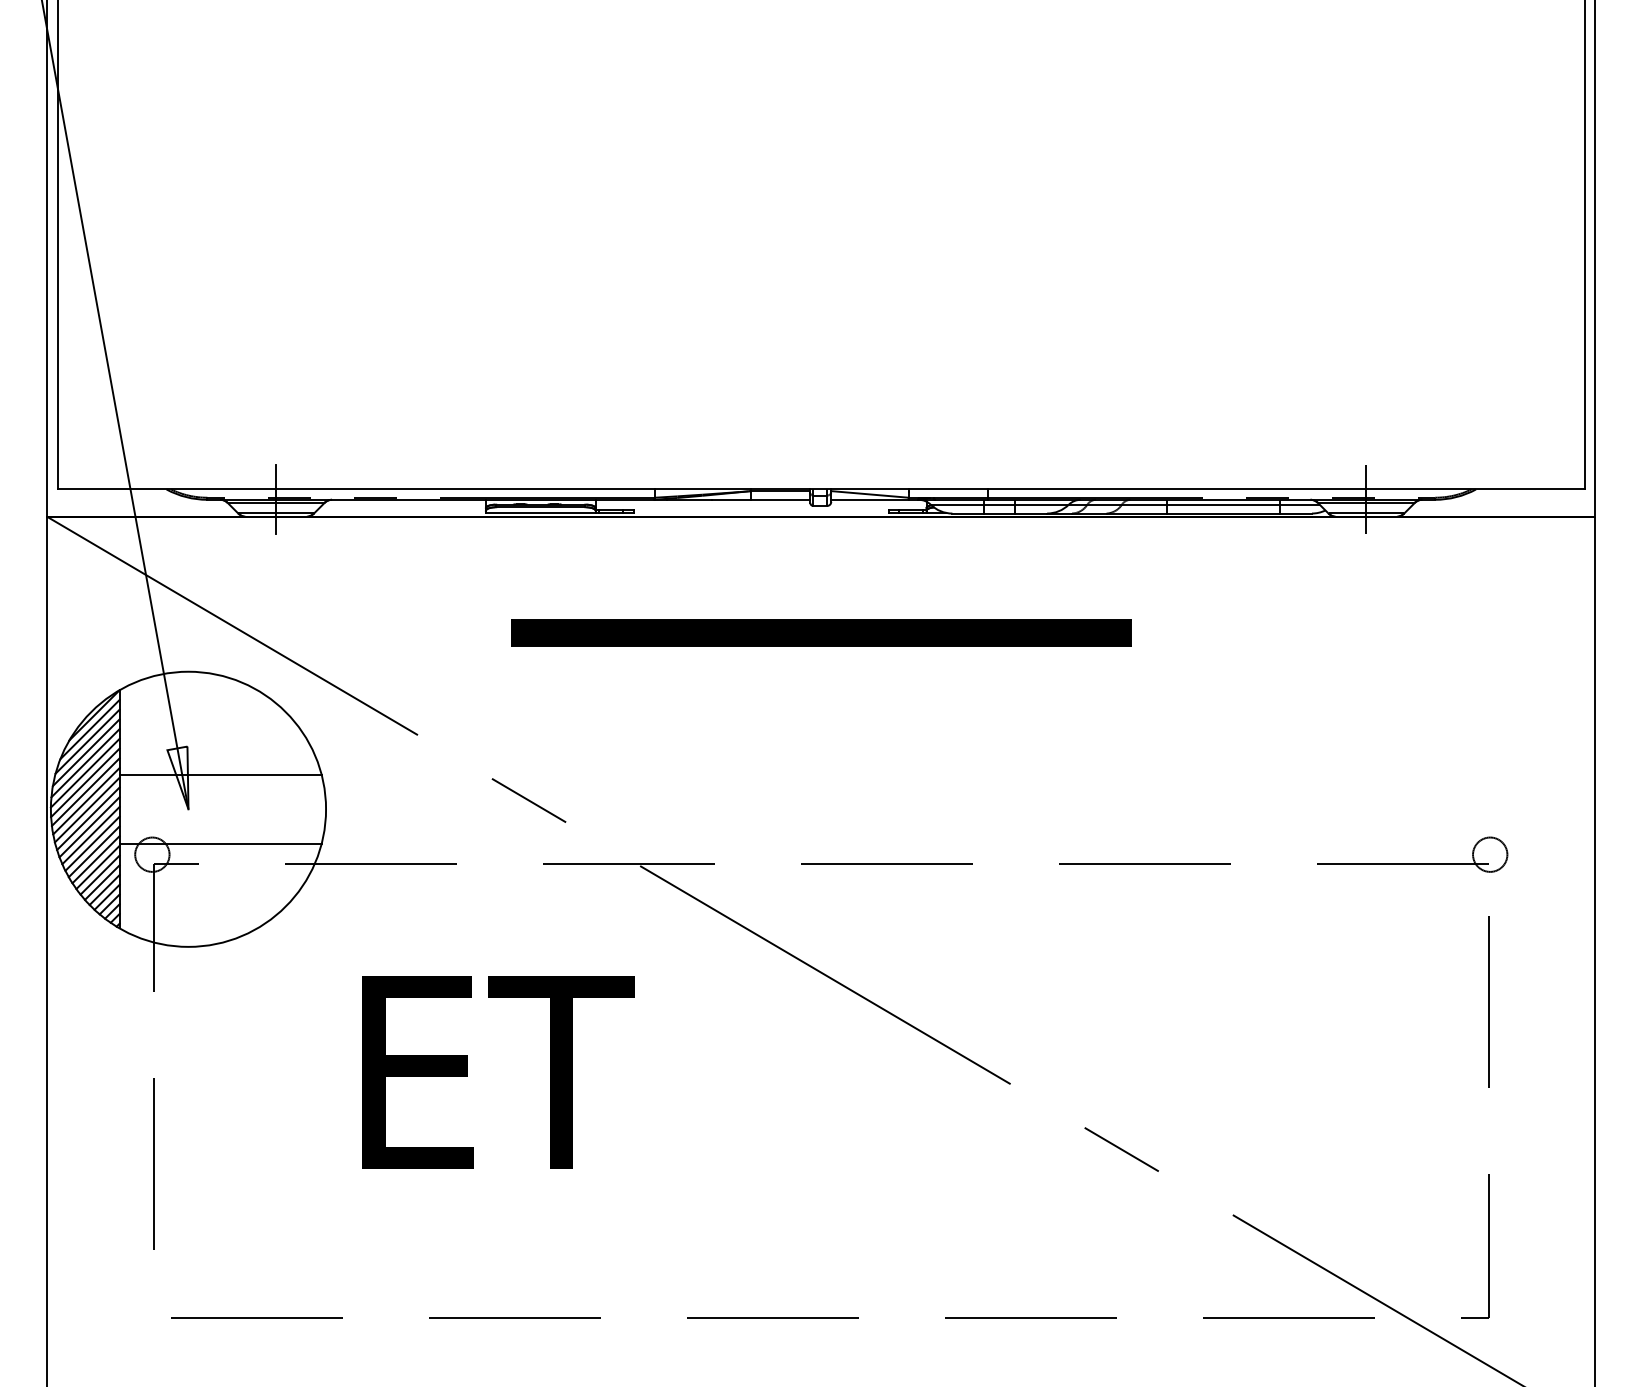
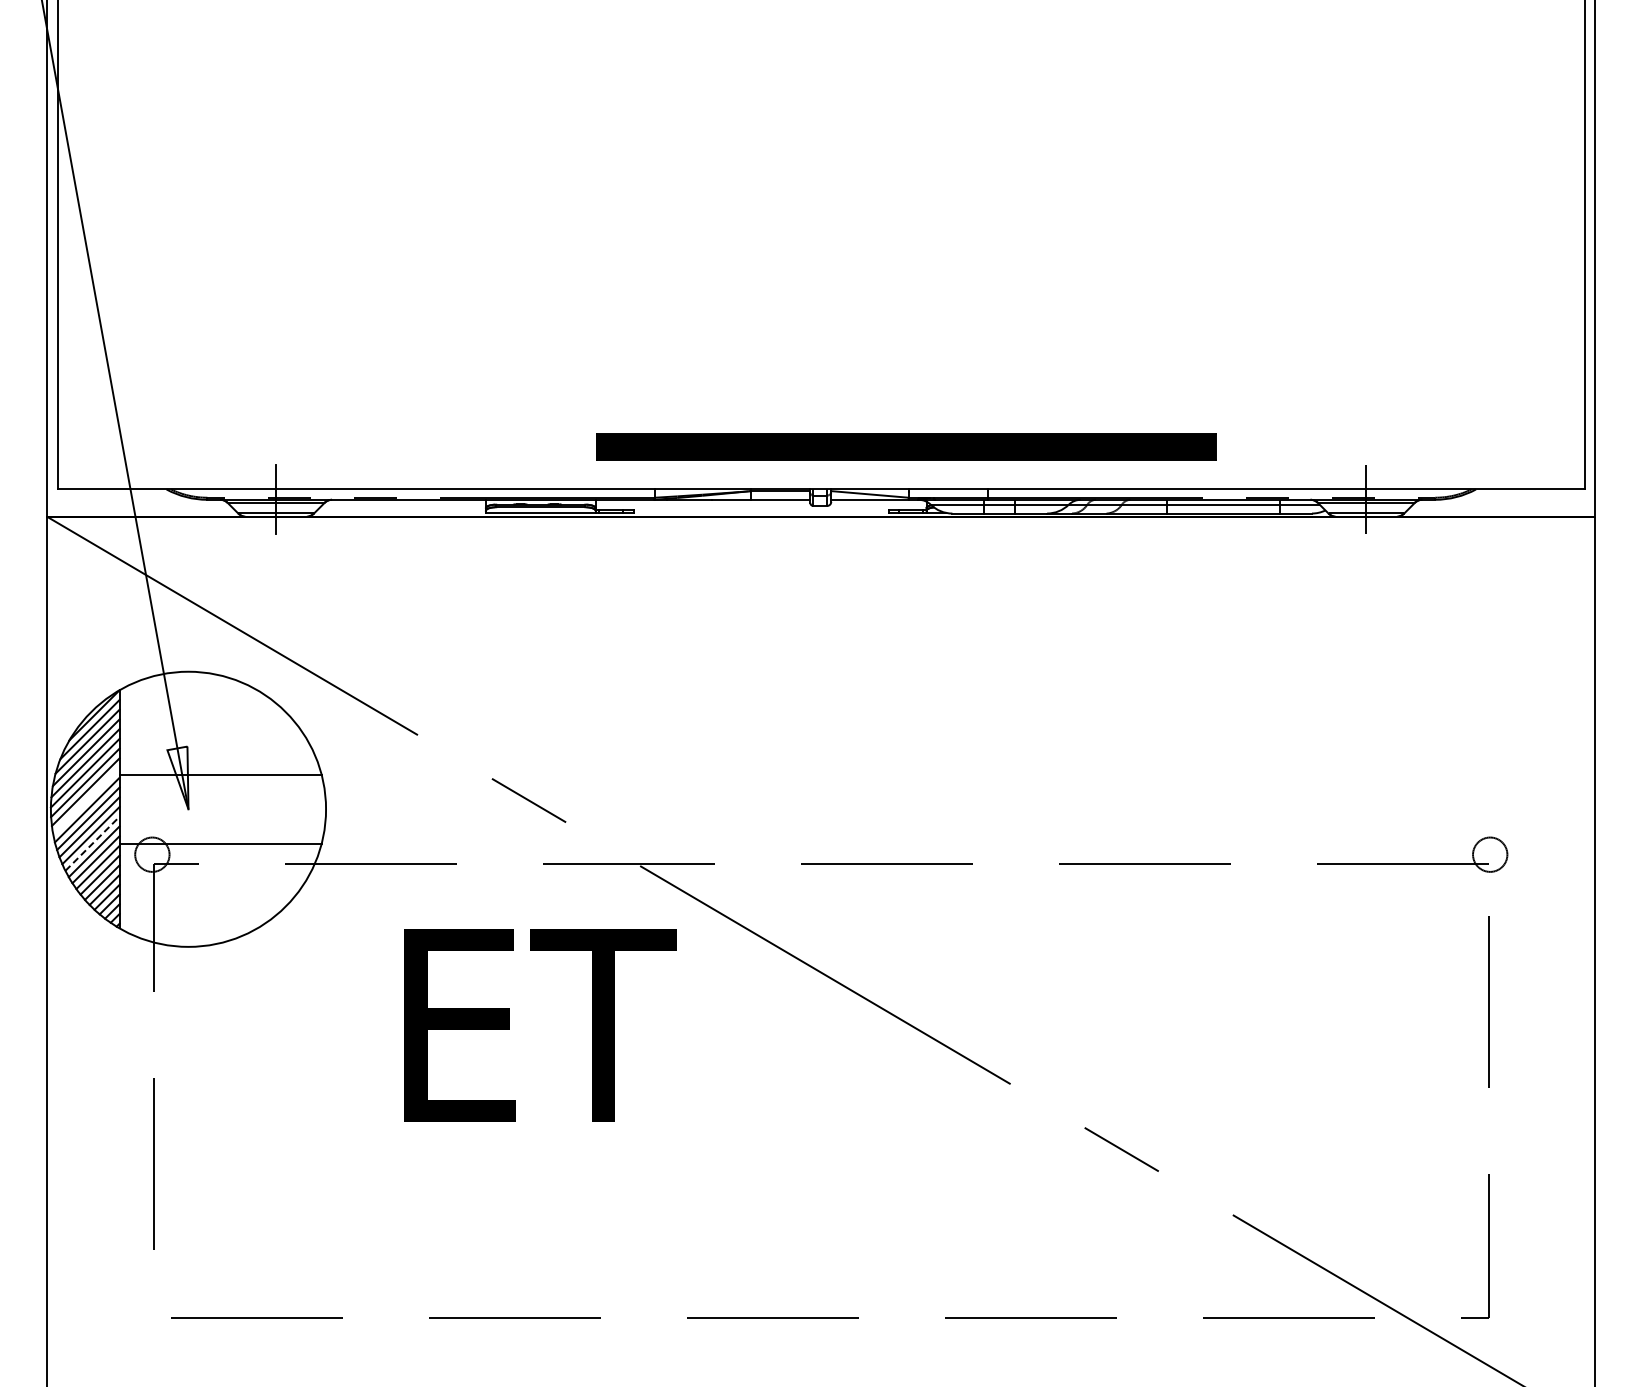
part position: (821, 632) -> (906, 446) (906, 446)
line: present -> none (86, 800)
line: solid -> dashed (92, 843)
text position: (498, 1072) -> (540, 1025) (540, 1025)
